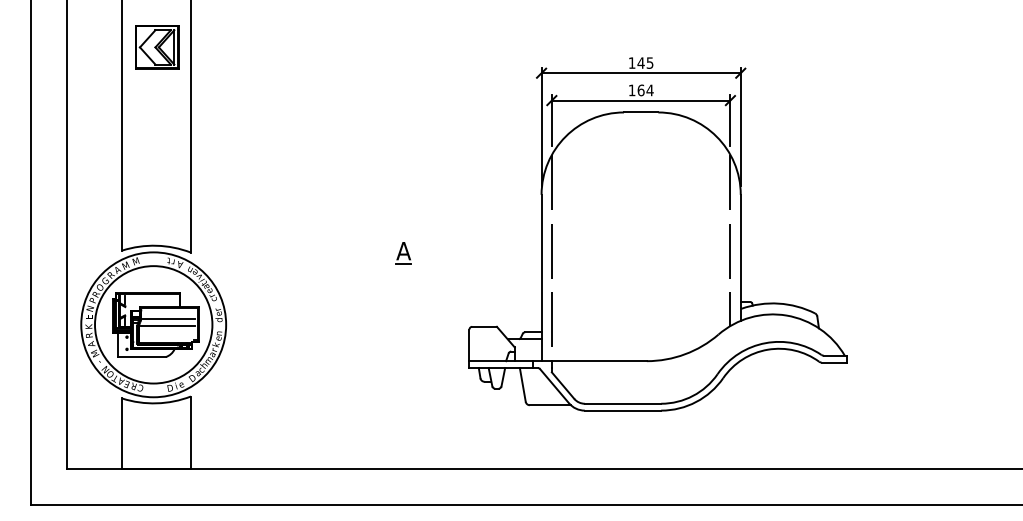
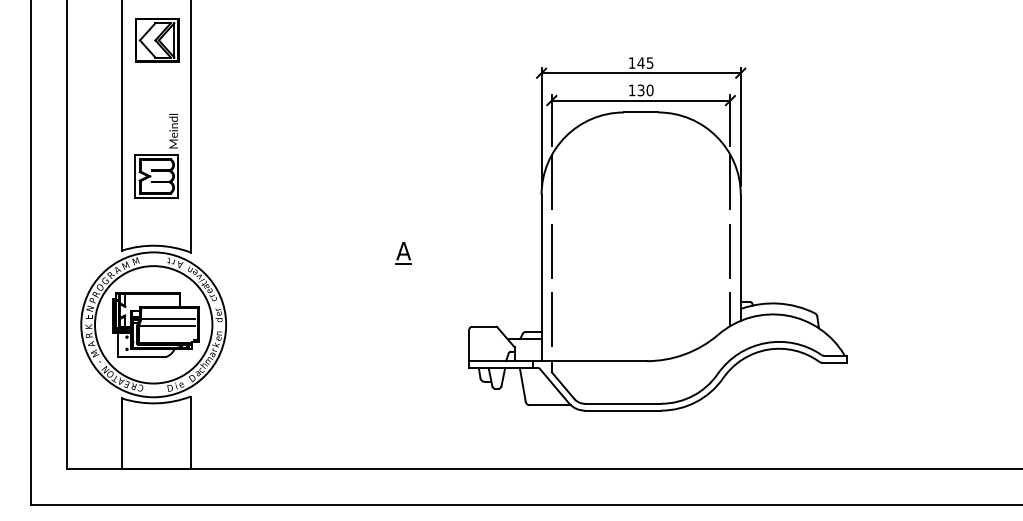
part position: (157, 47) -> (157, 40) (157, 40)
text: 164 -> 130 (645, 90)
part: none -> present (156, 156)
